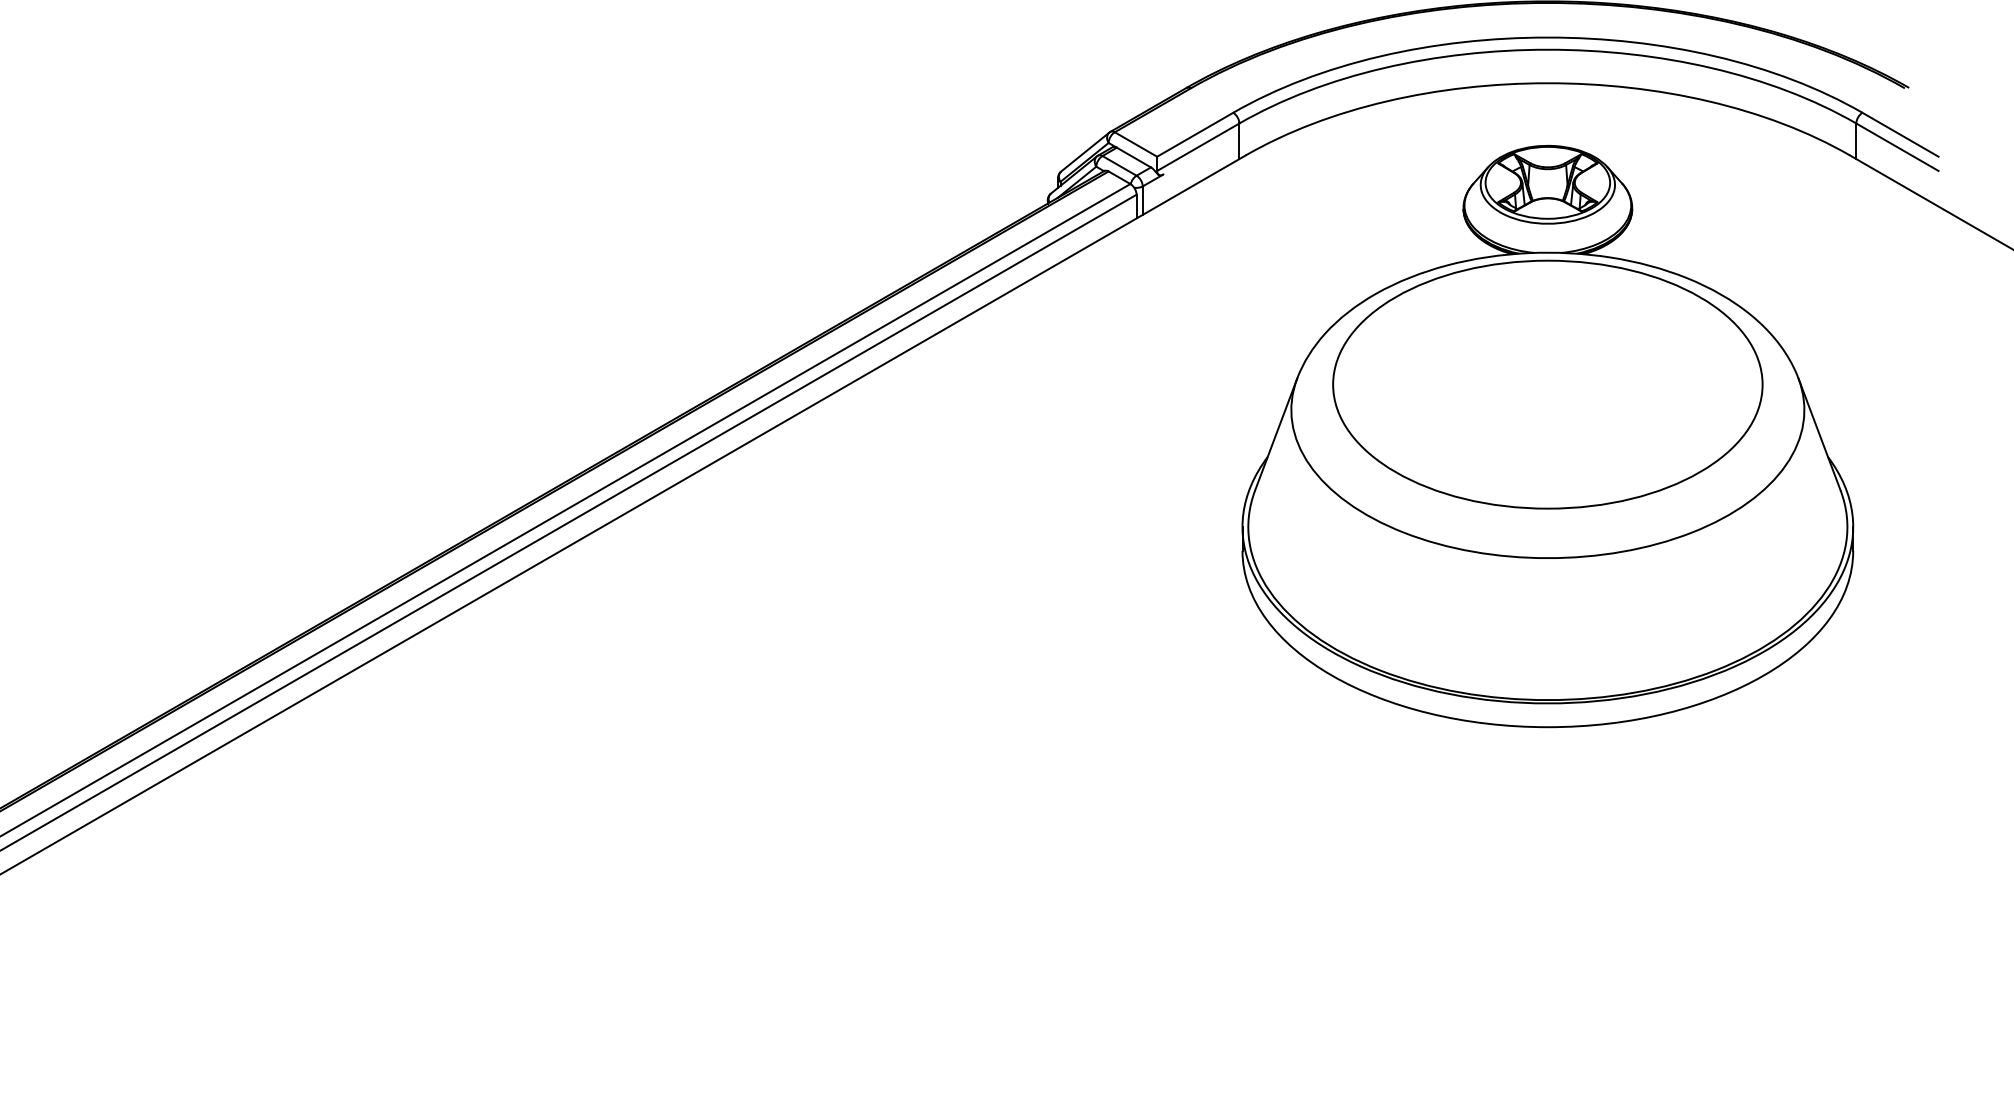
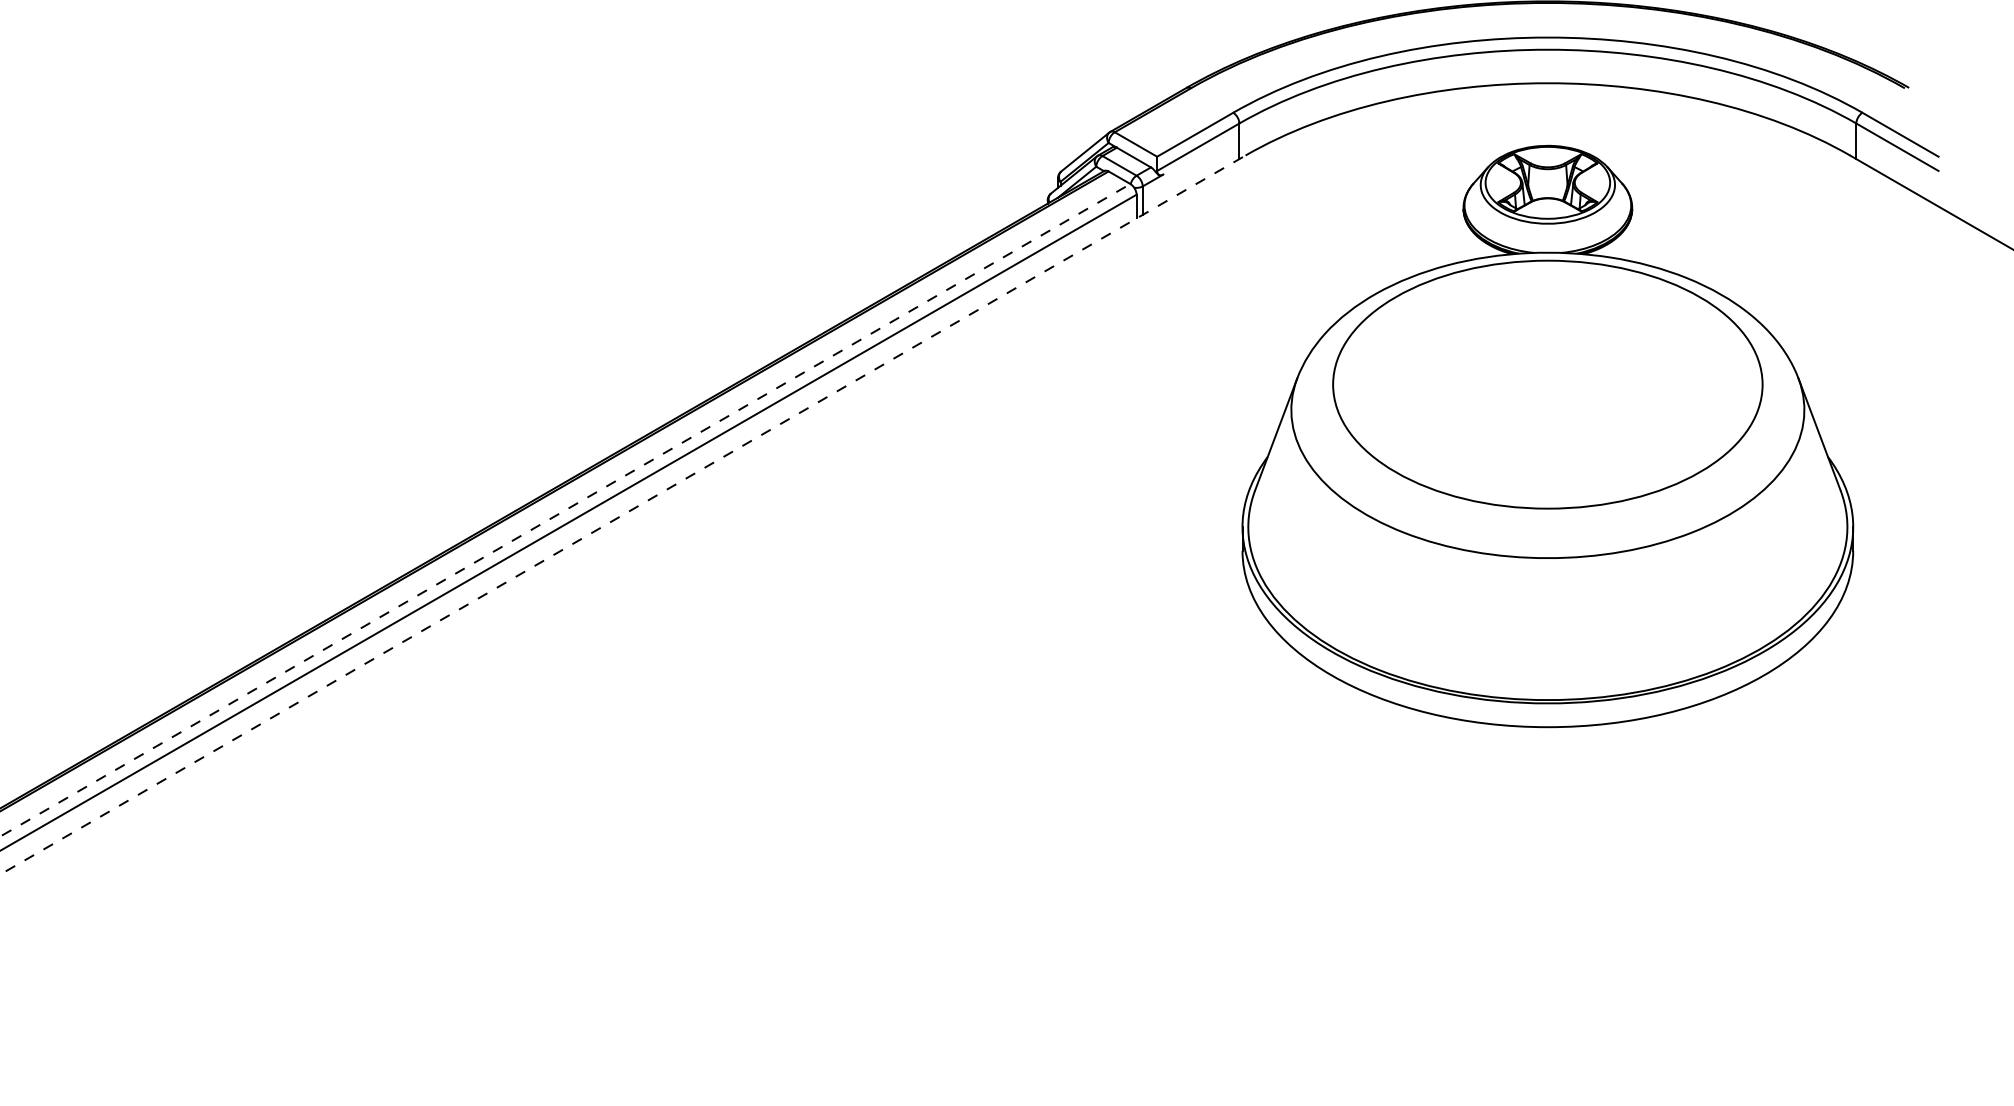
line: solid -> dashed (565, 510)
line: solid -> dashed (623, 514)
